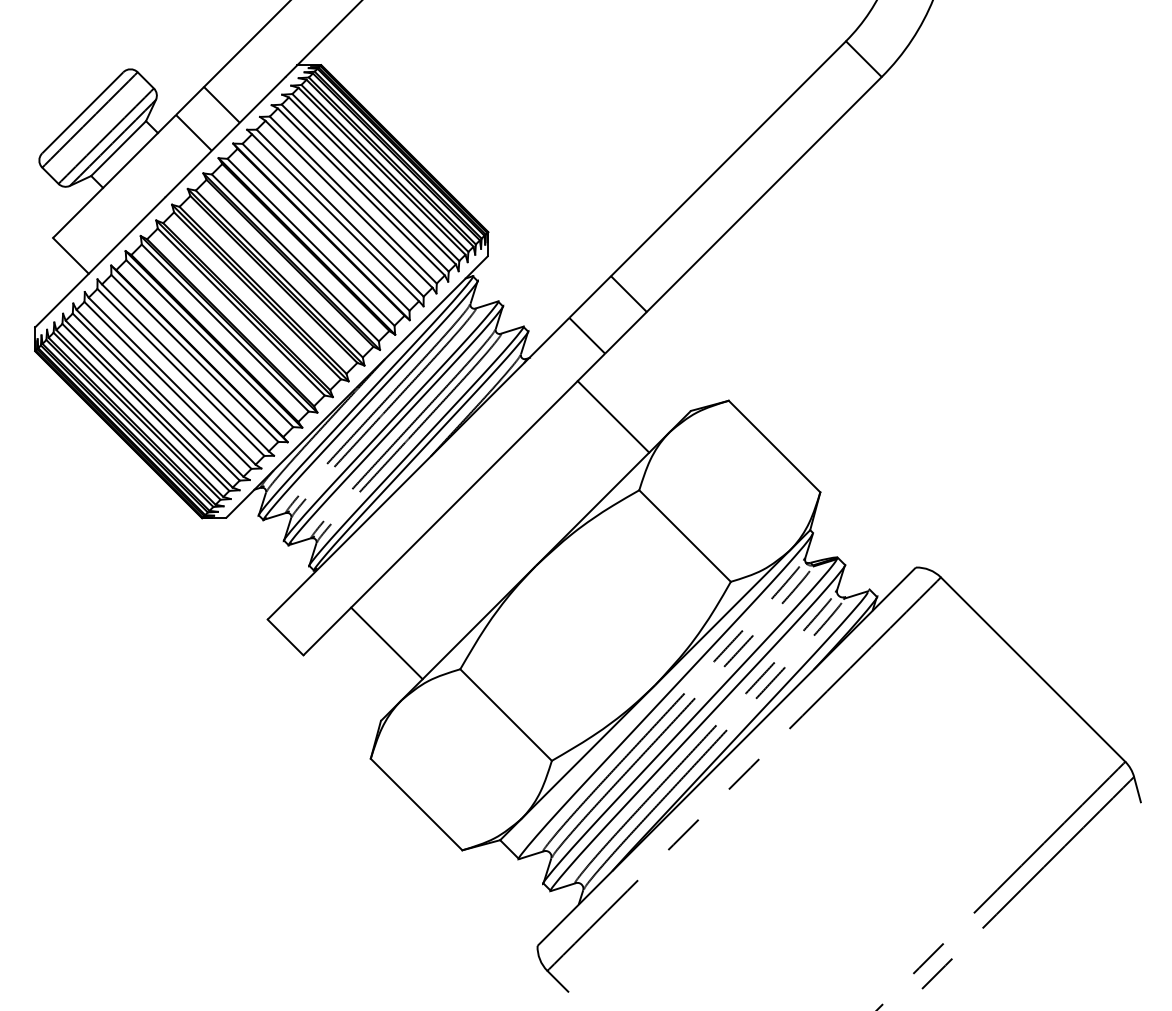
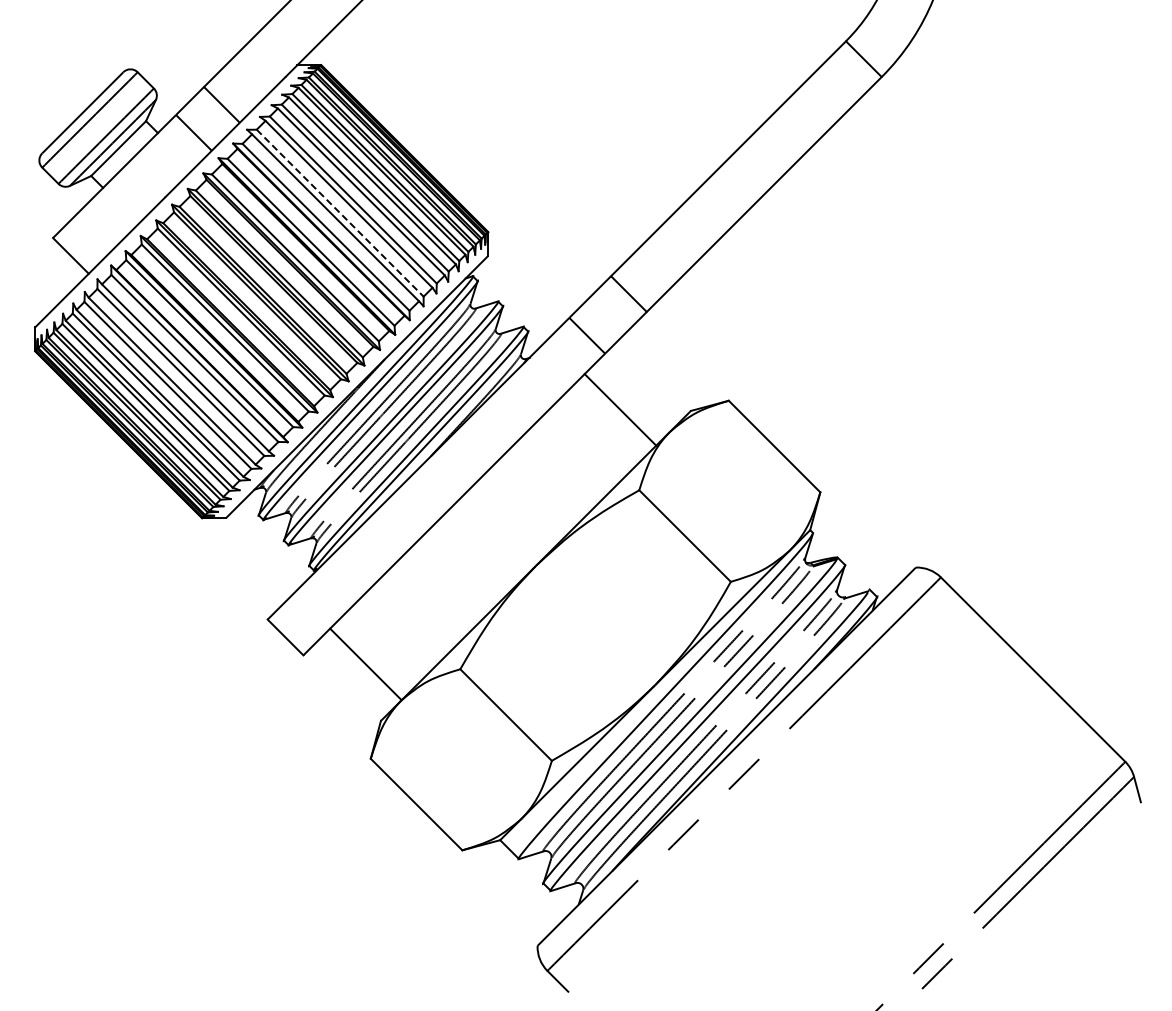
line: solid -> dashed (340, 213)
line position: (613, 416) -> (620, 409) (620, 409)
line position: (386, 643) -> (365, 664) (365, 664)
